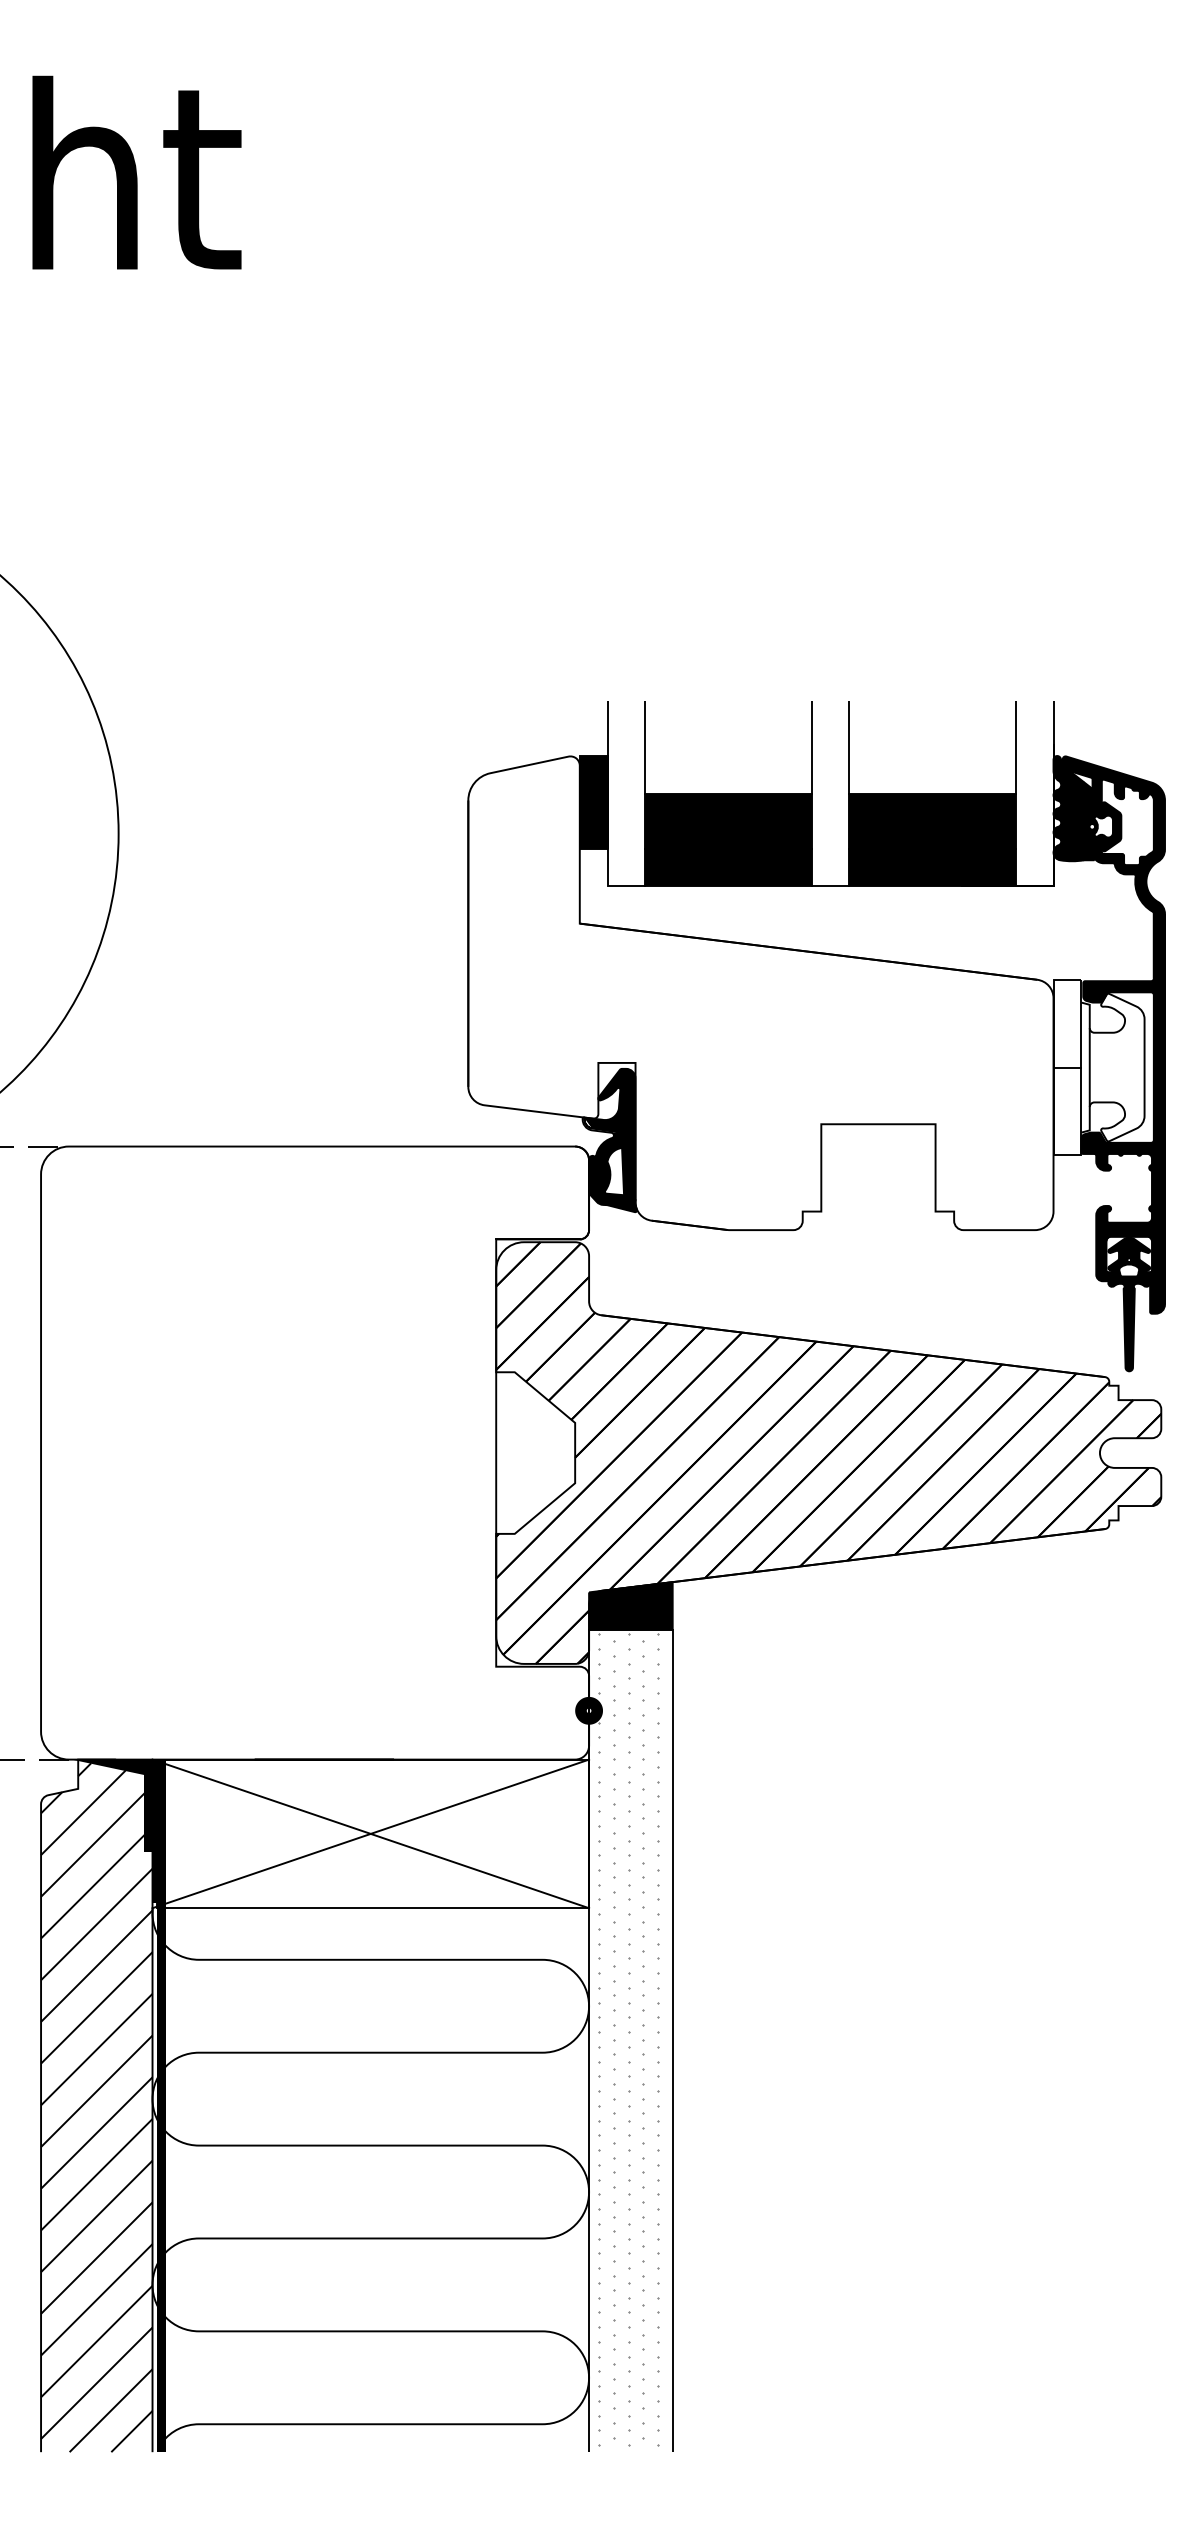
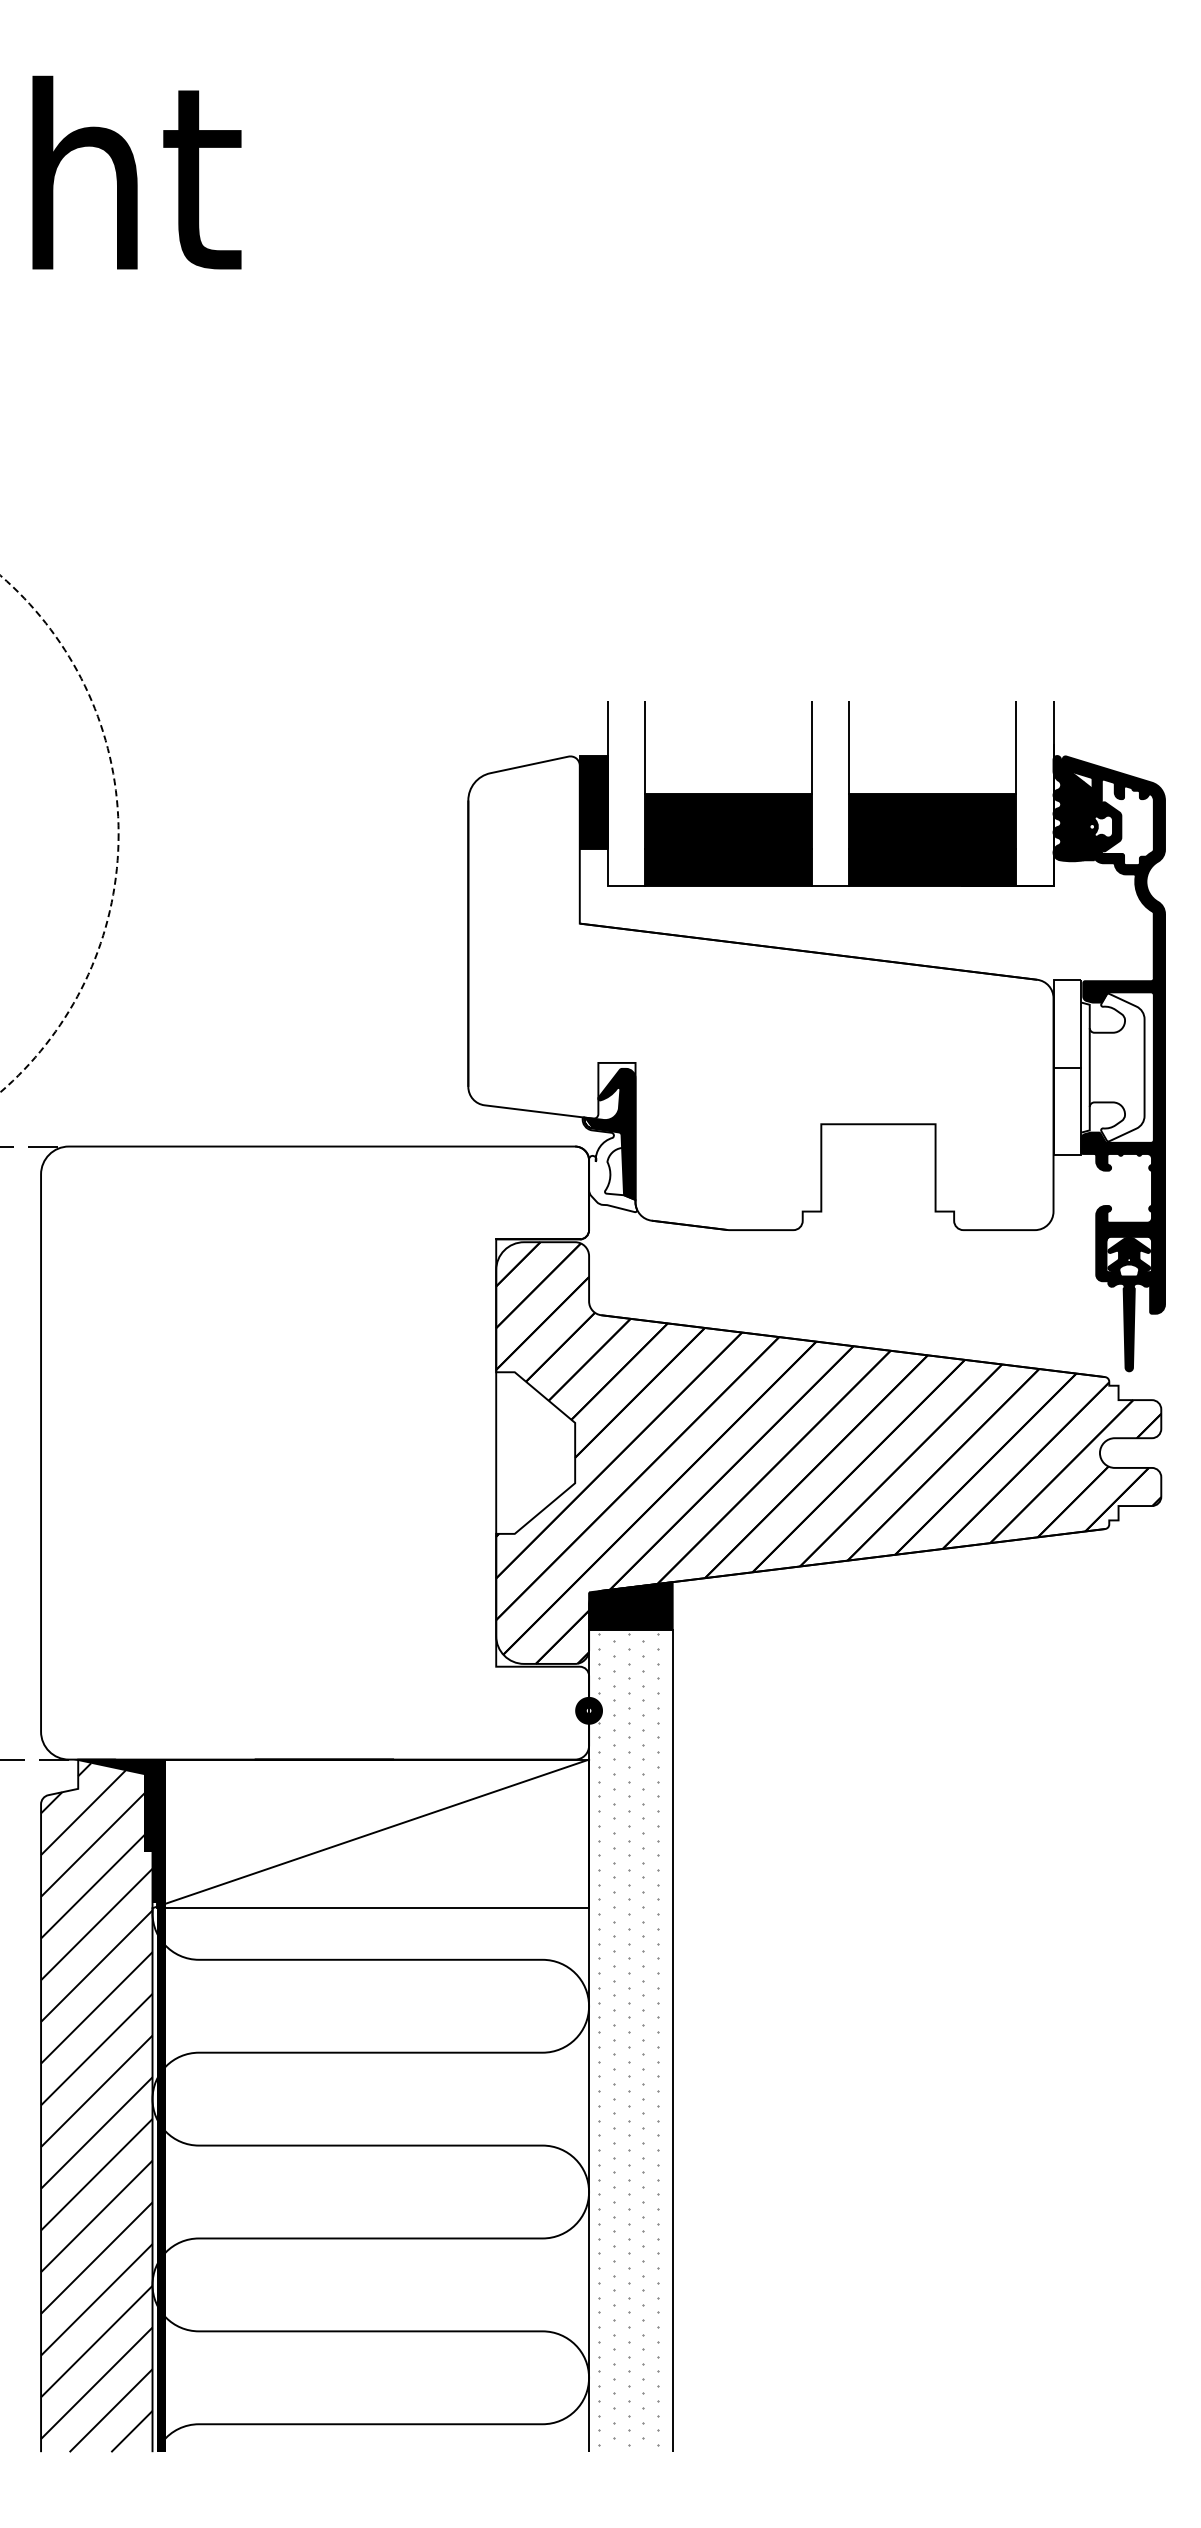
circle: solid -> dashed (59, 833)
fill: present -> none (613, 1172)
line: present -> none (370, 1833)
